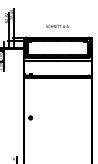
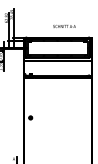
text position: (57, 26) -> (64, 26) (64, 26)
